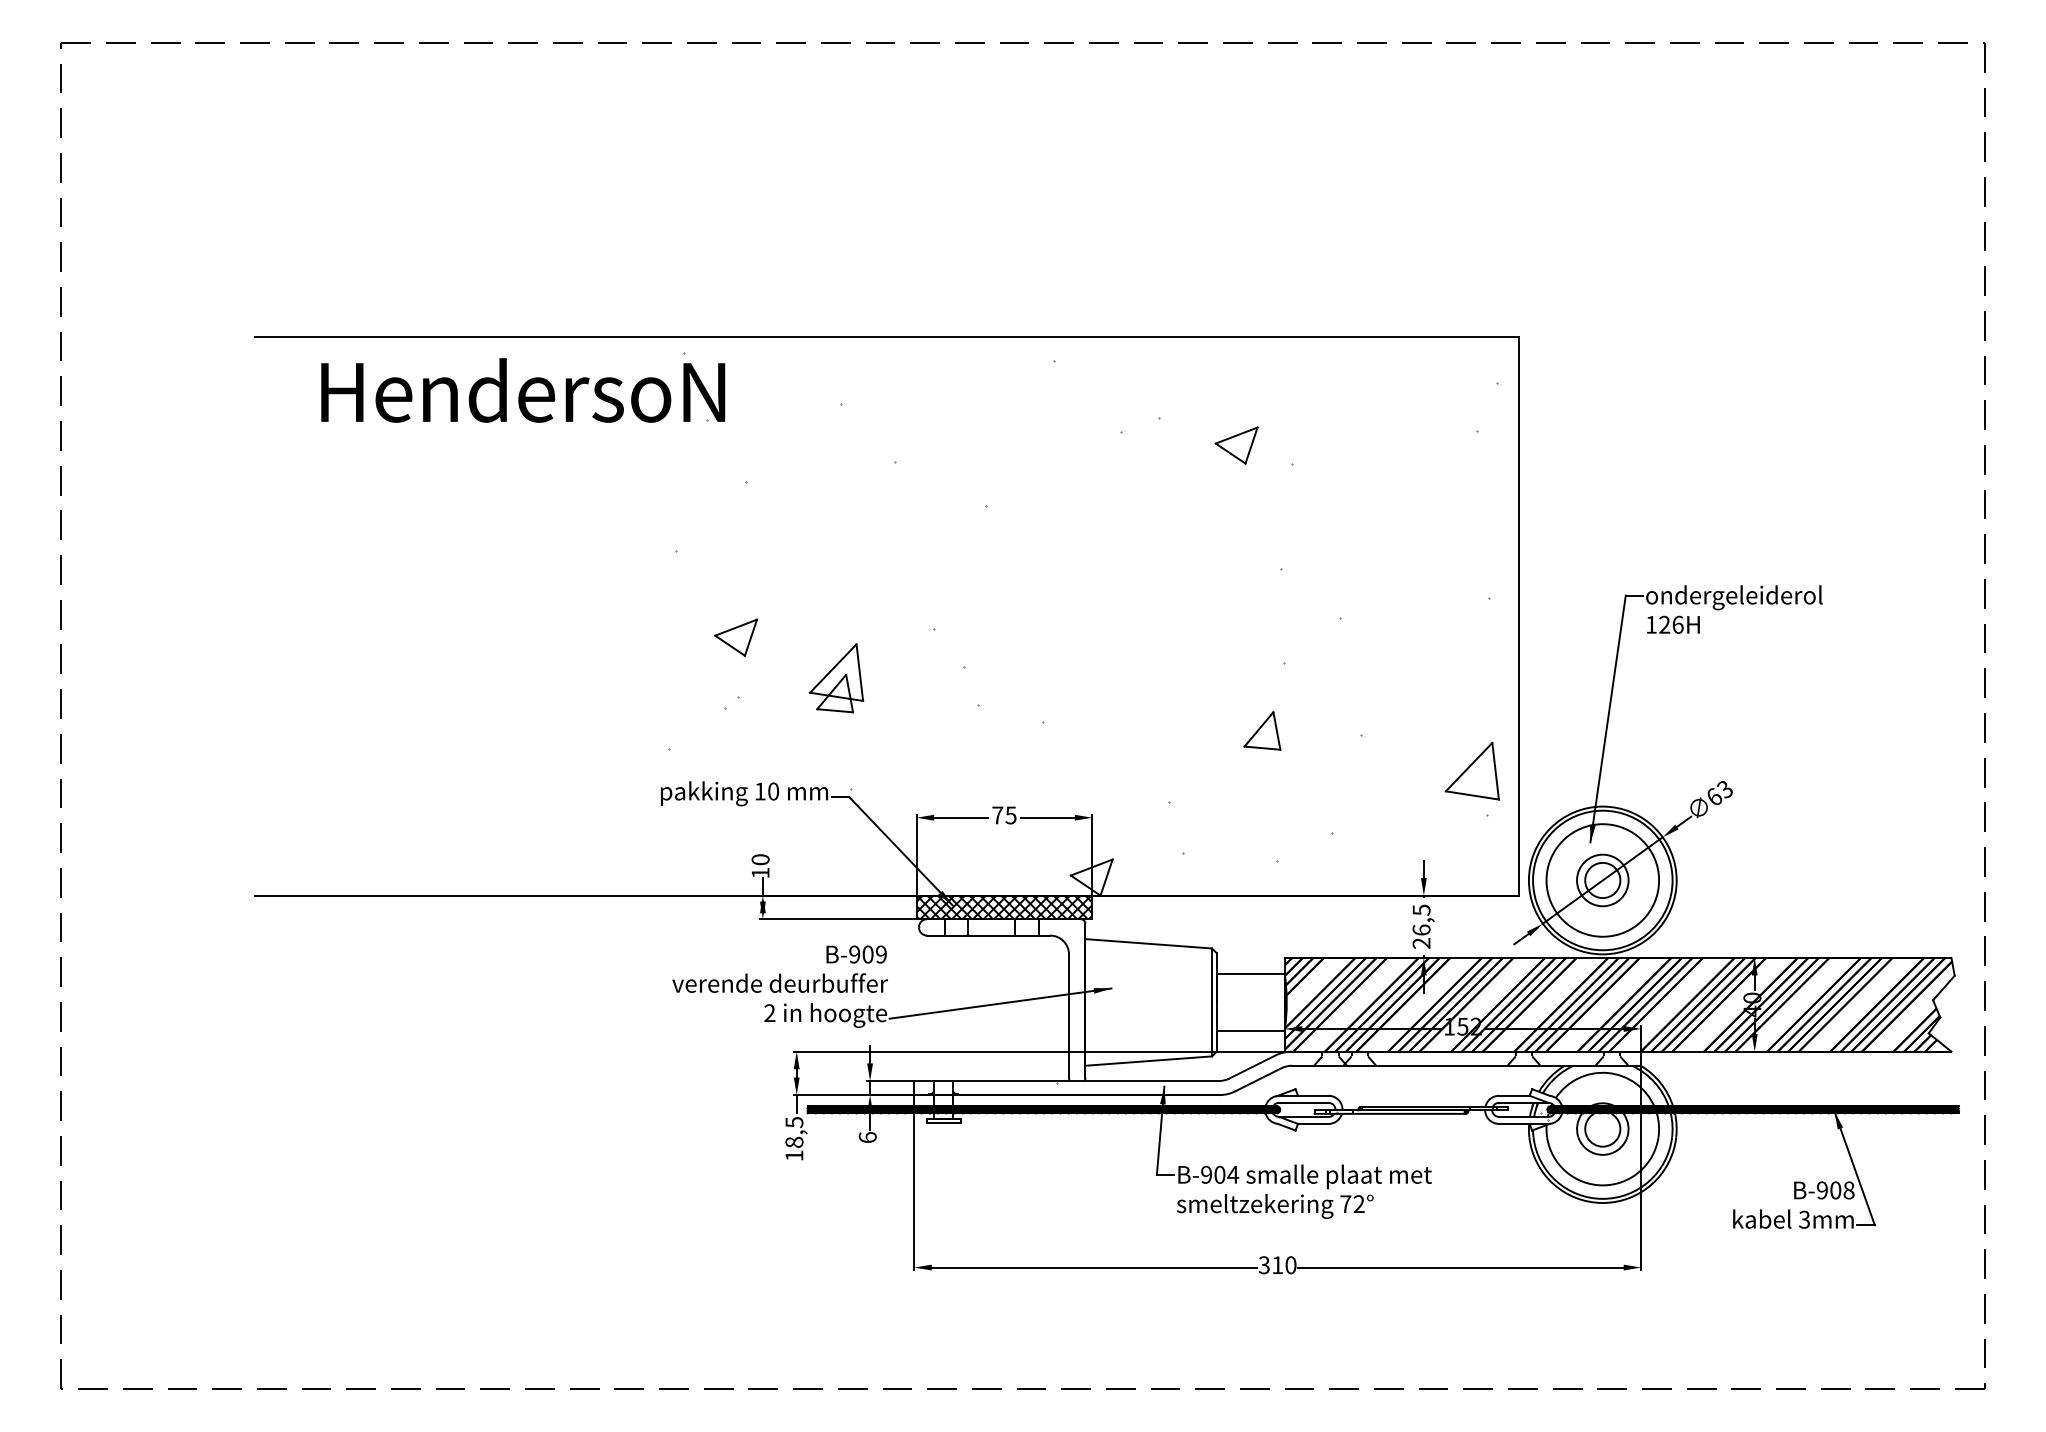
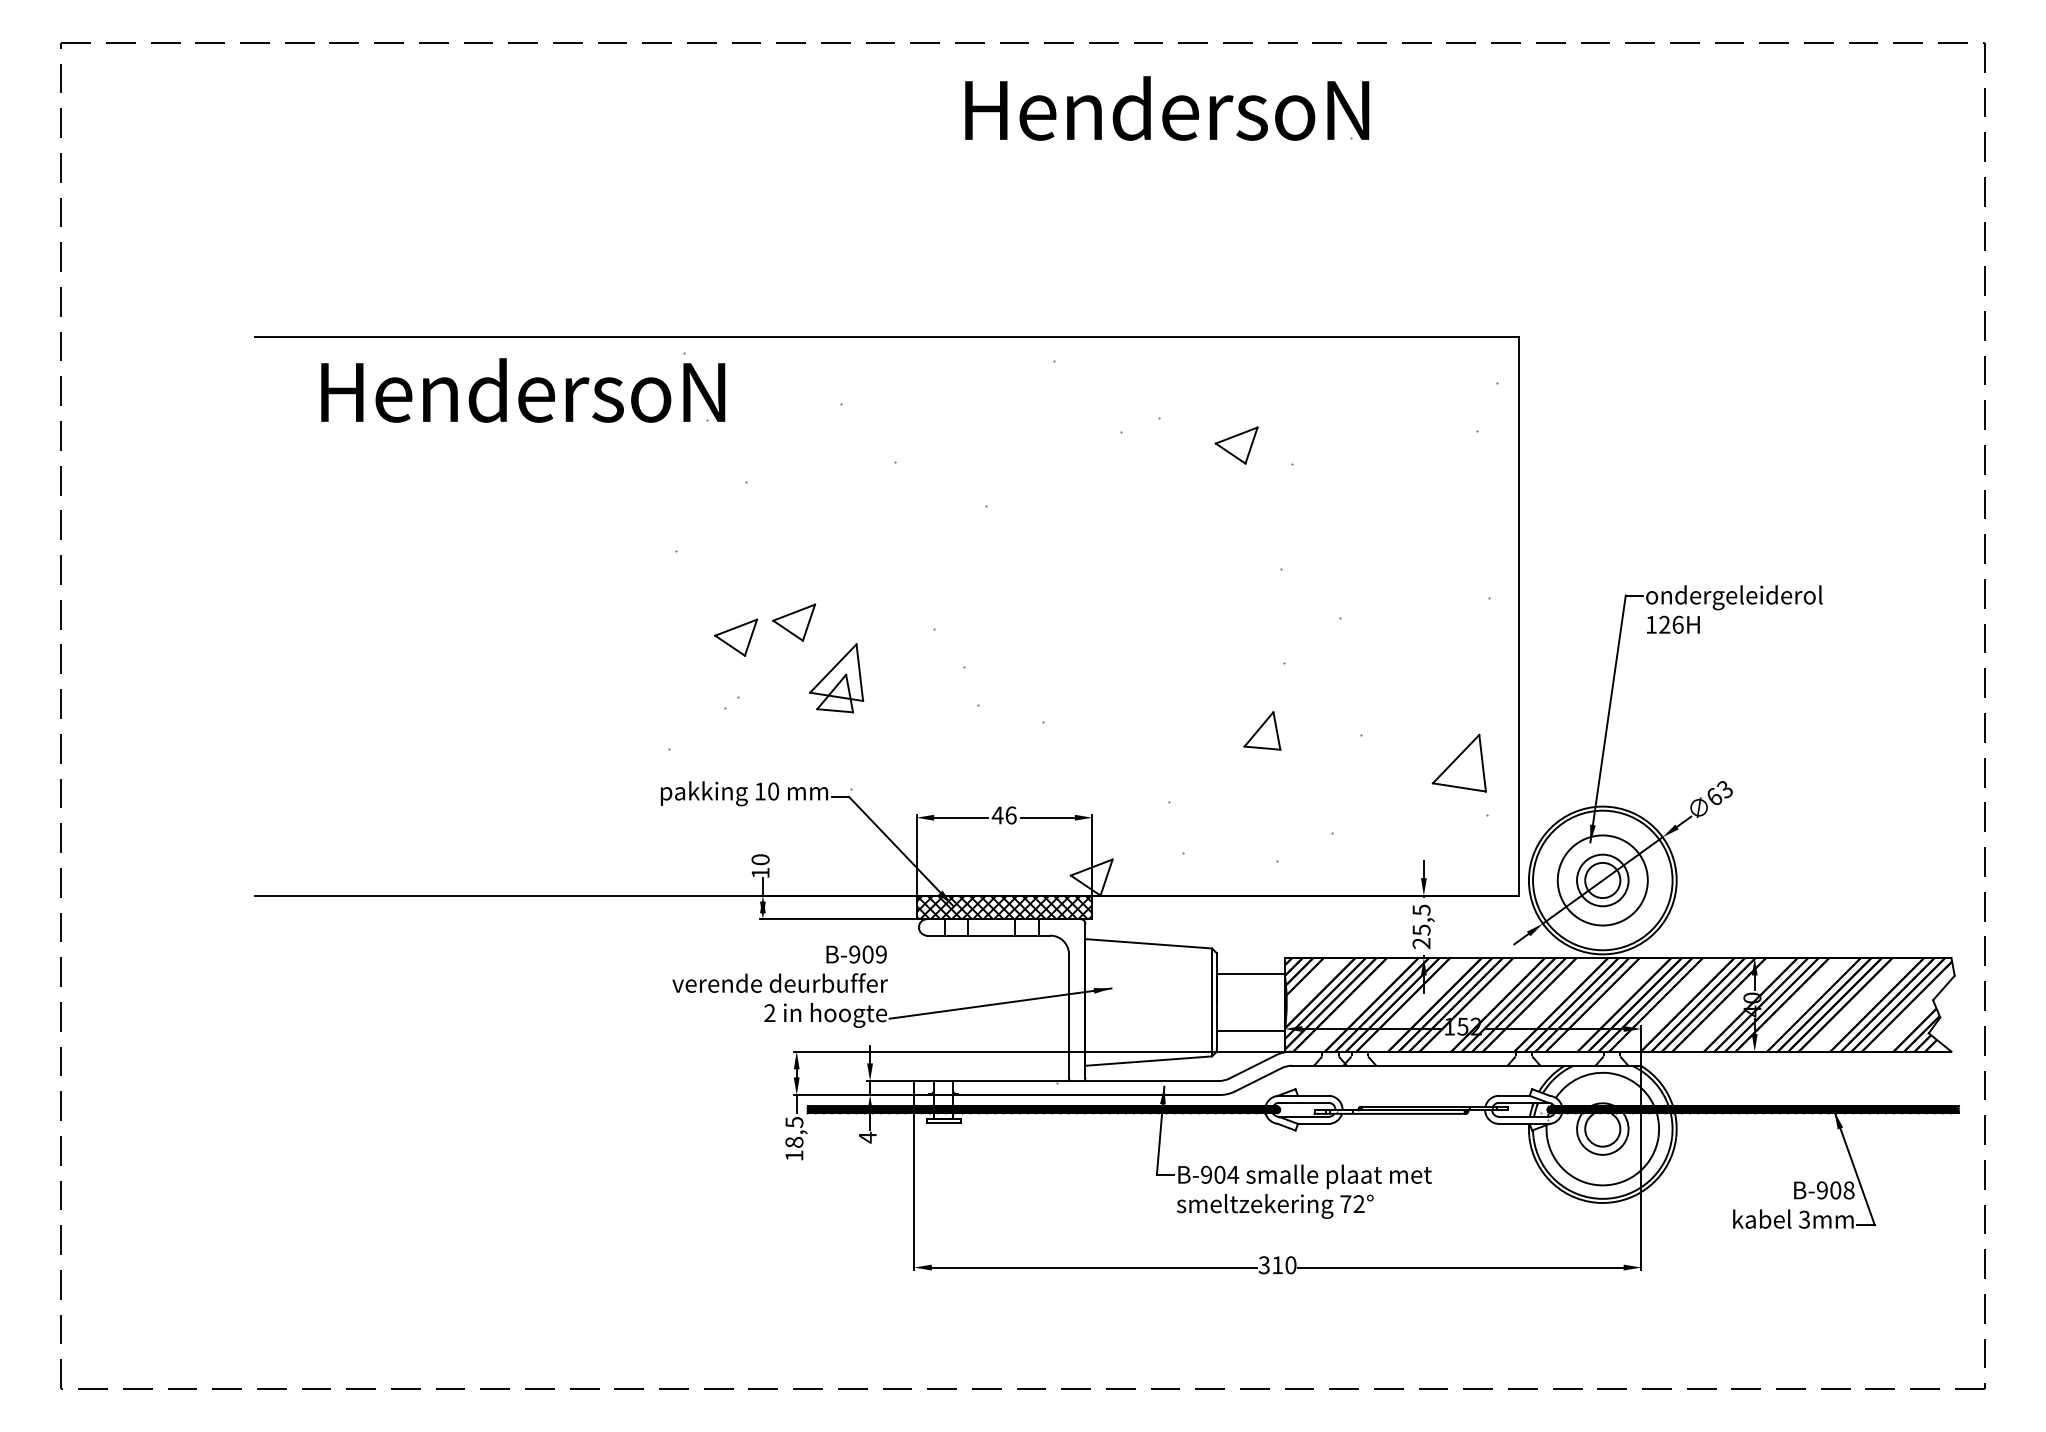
part: none -> present (1167, 108)
part: none -> present (794, 622)
part position: (1471, 770) -> (1458, 762) (1458, 762)
text: 75 -> 46 (1003, 815)
circle diameter: 113 px -> 90 px (1602, 880)
text: 26,5 -> 25,5 (1421, 929)
text: 6 -> 4 (867, 1137)
